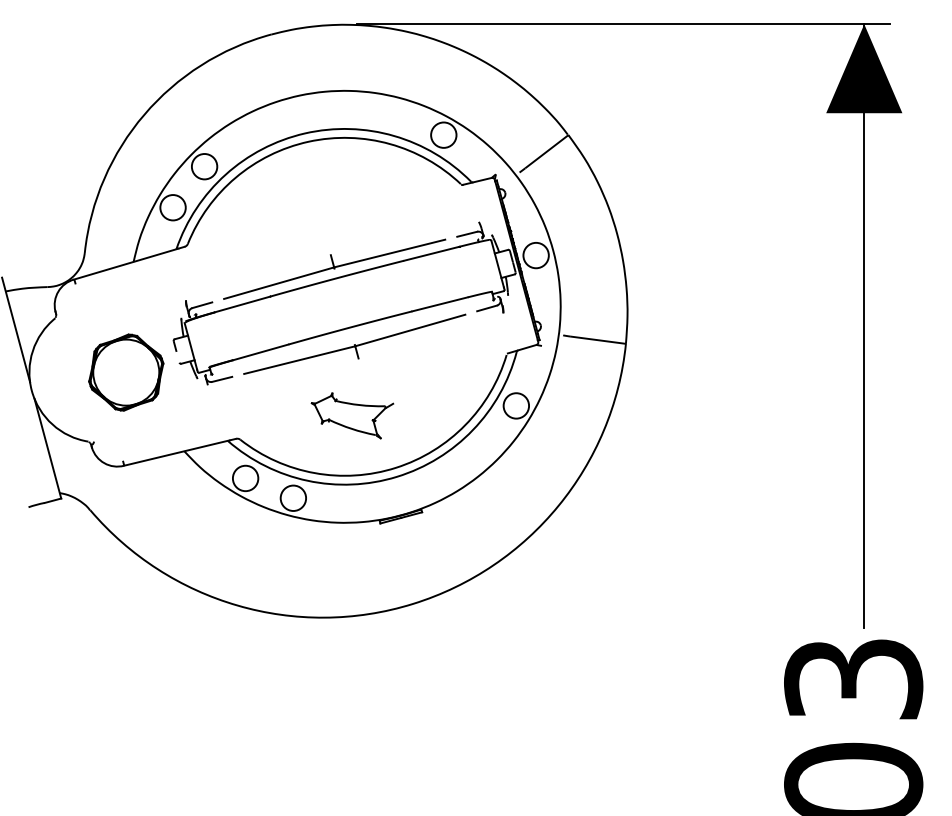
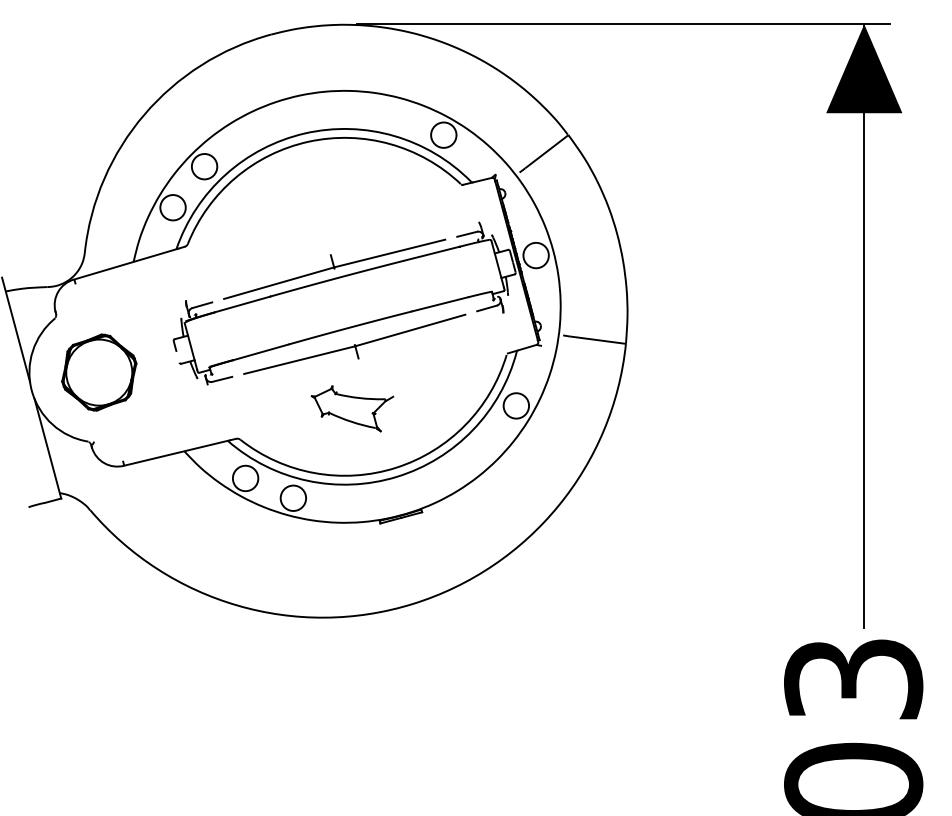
part position: (126, 372) -> (99, 372) (99, 372)
part position: (352, 415) -> (352, 408) (352, 408)
